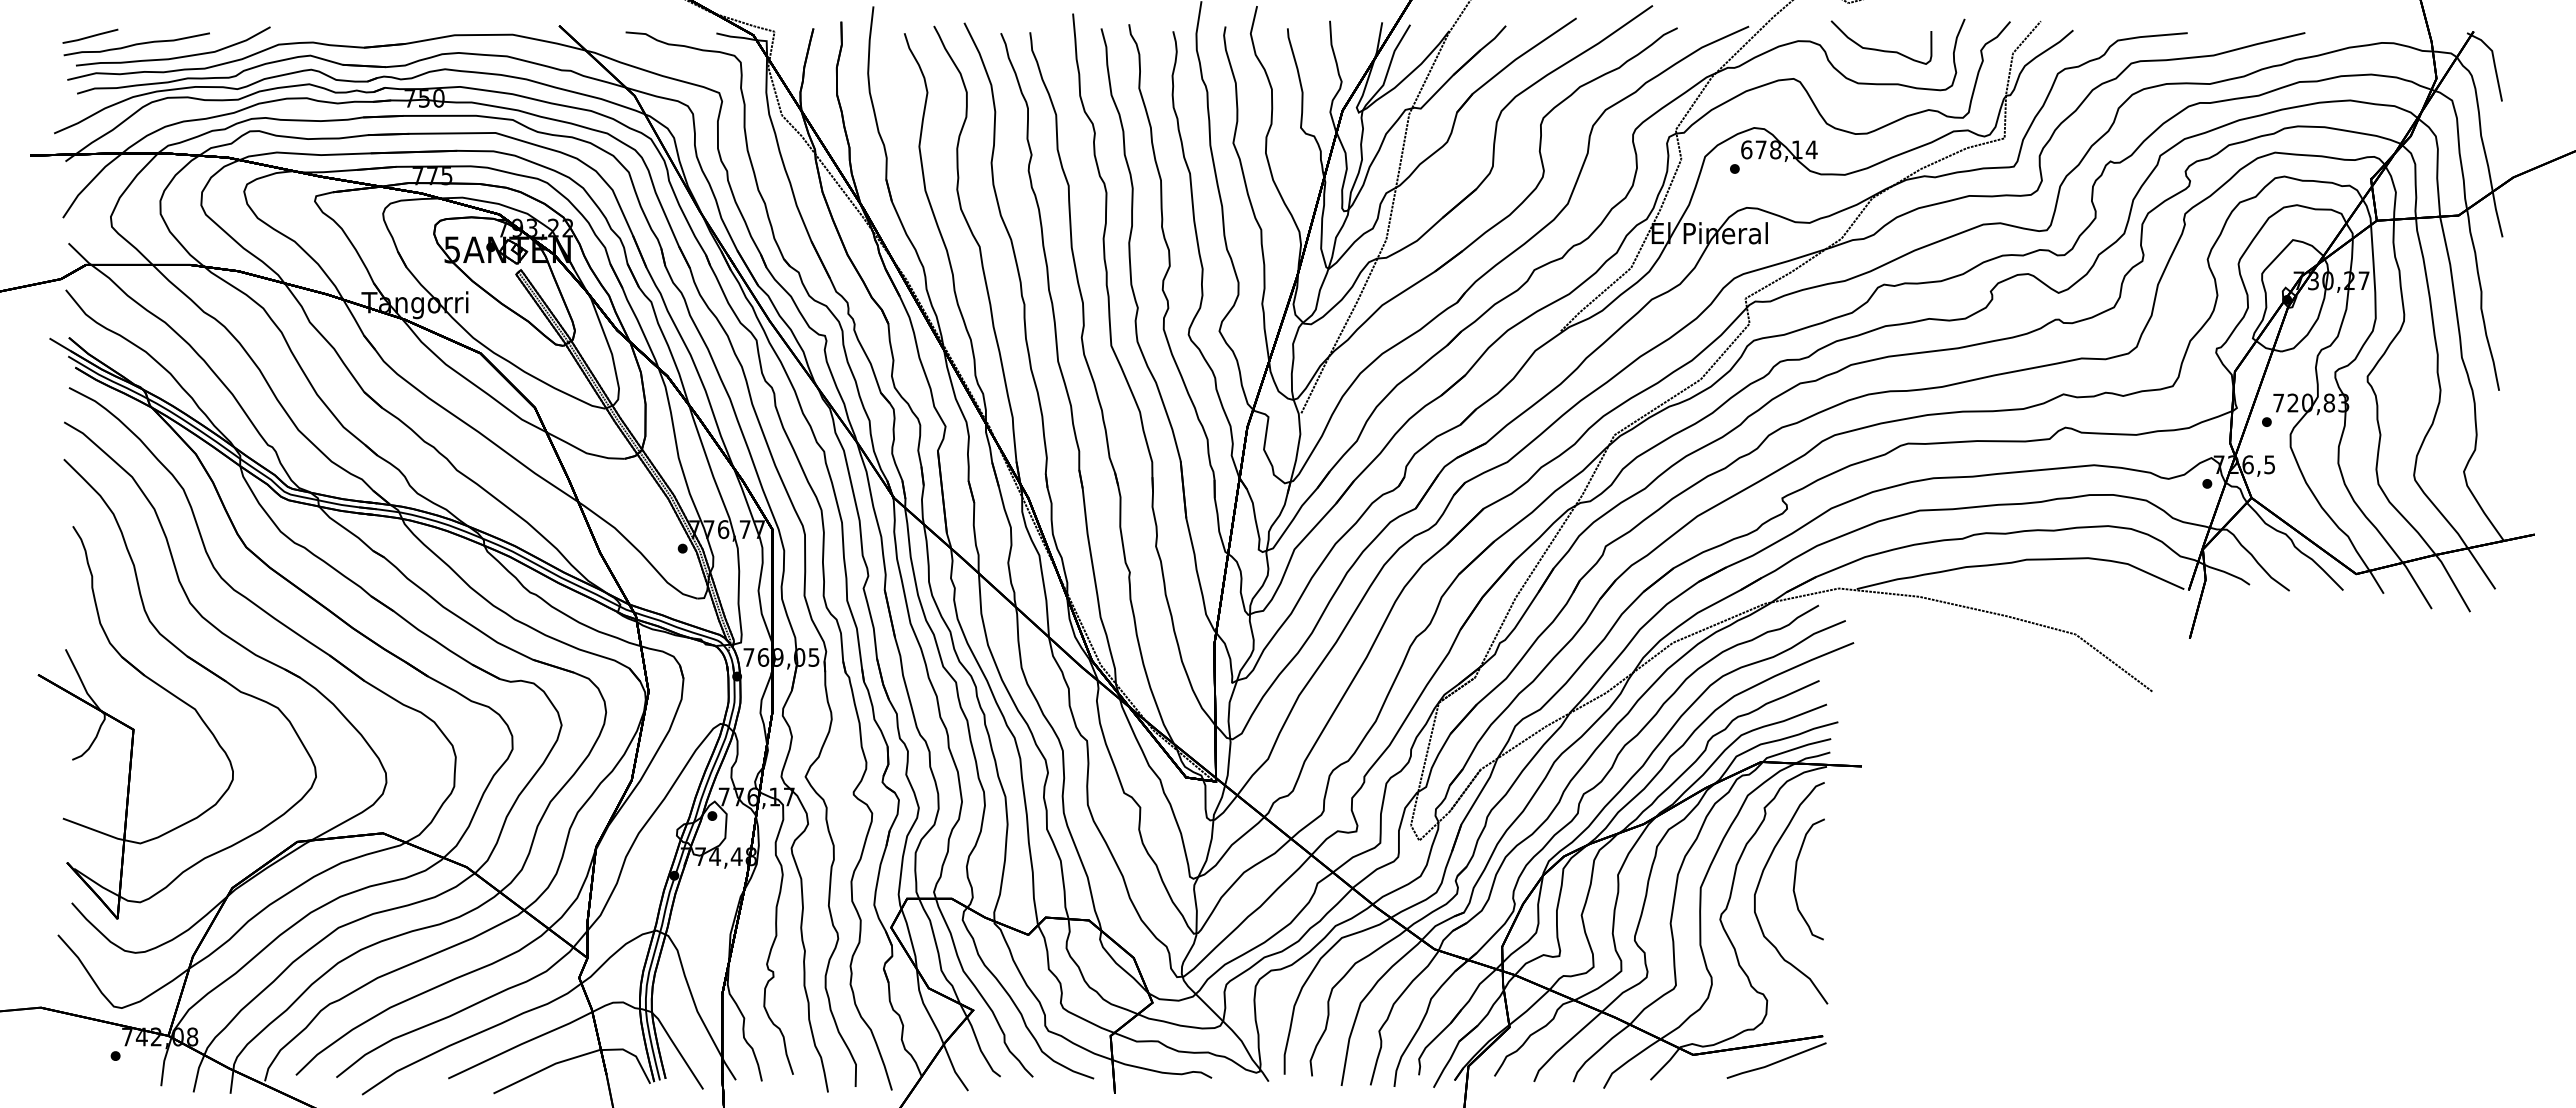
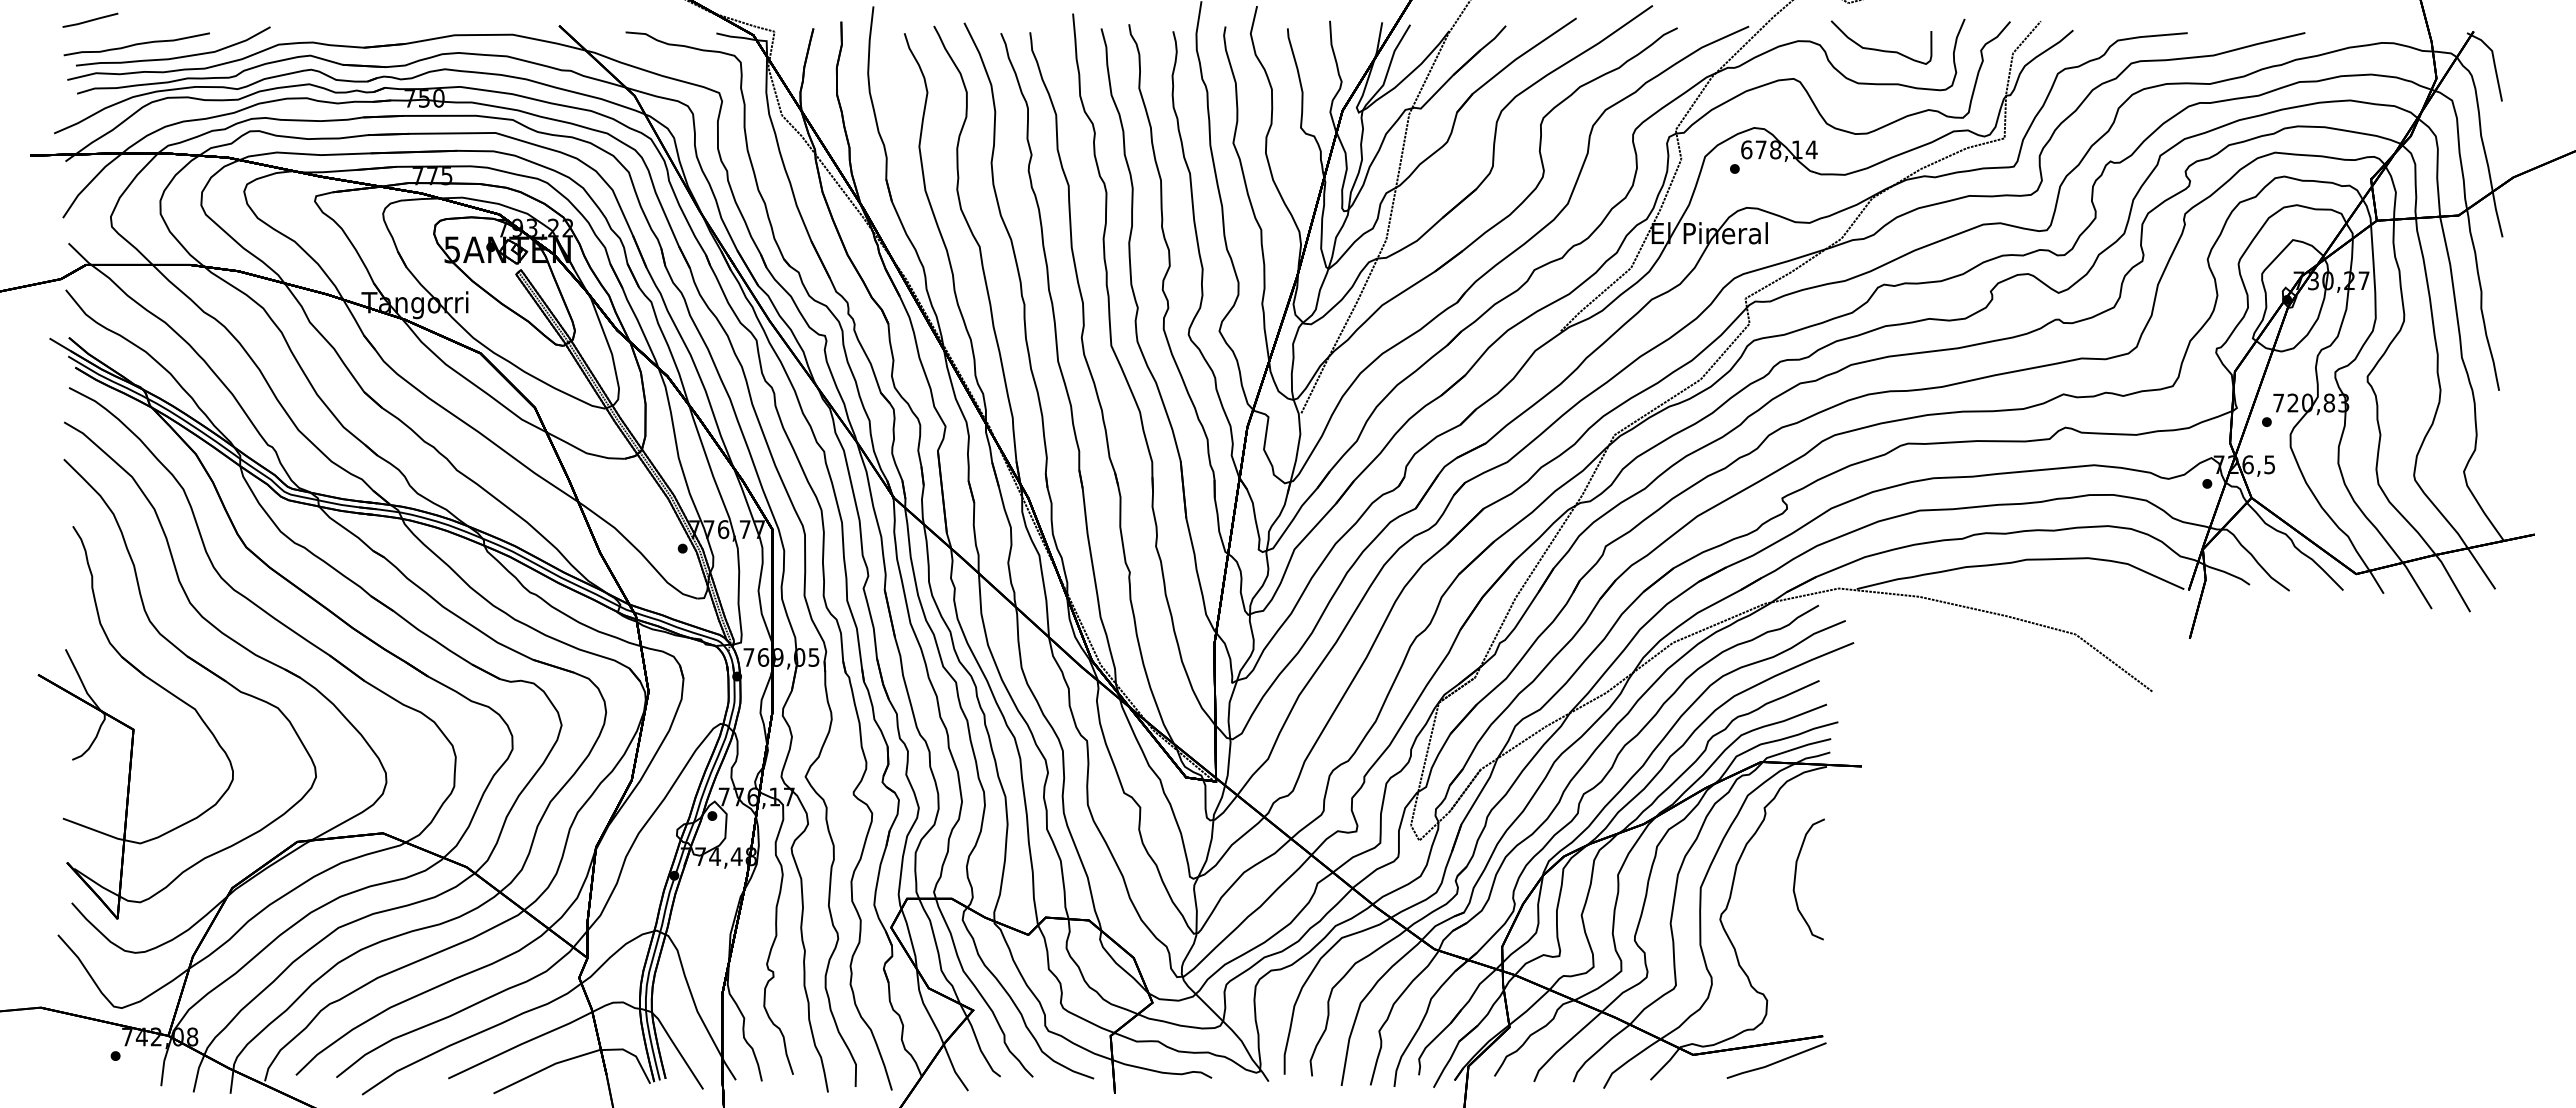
line position: (90, 35) -> (90, 19) (90, 19)
curve: present -> none (1760, 882)
